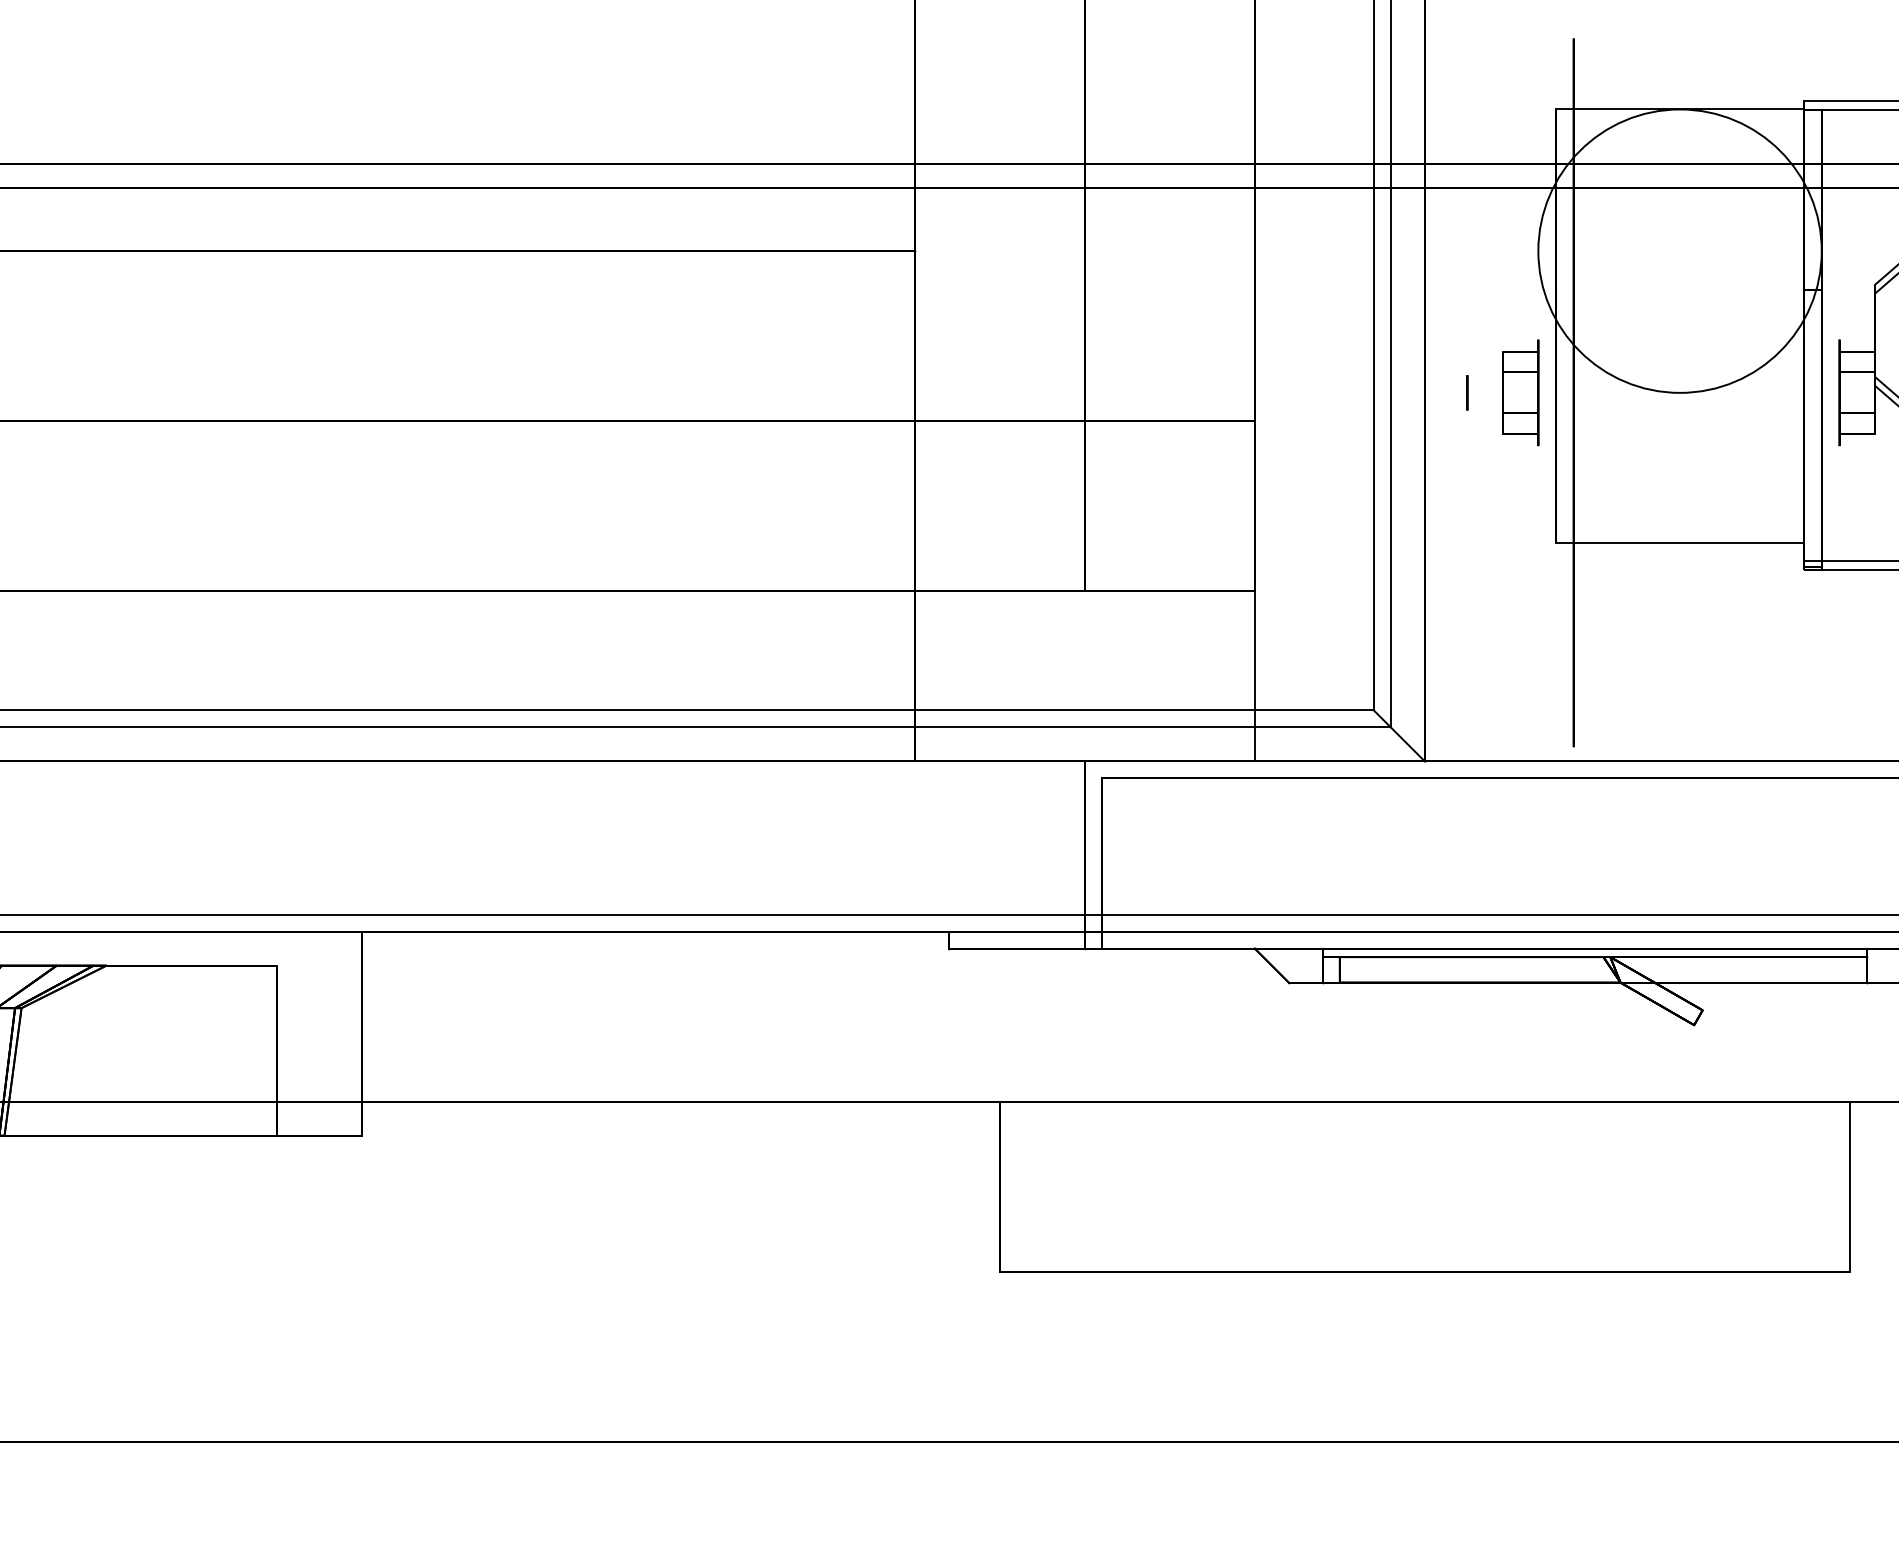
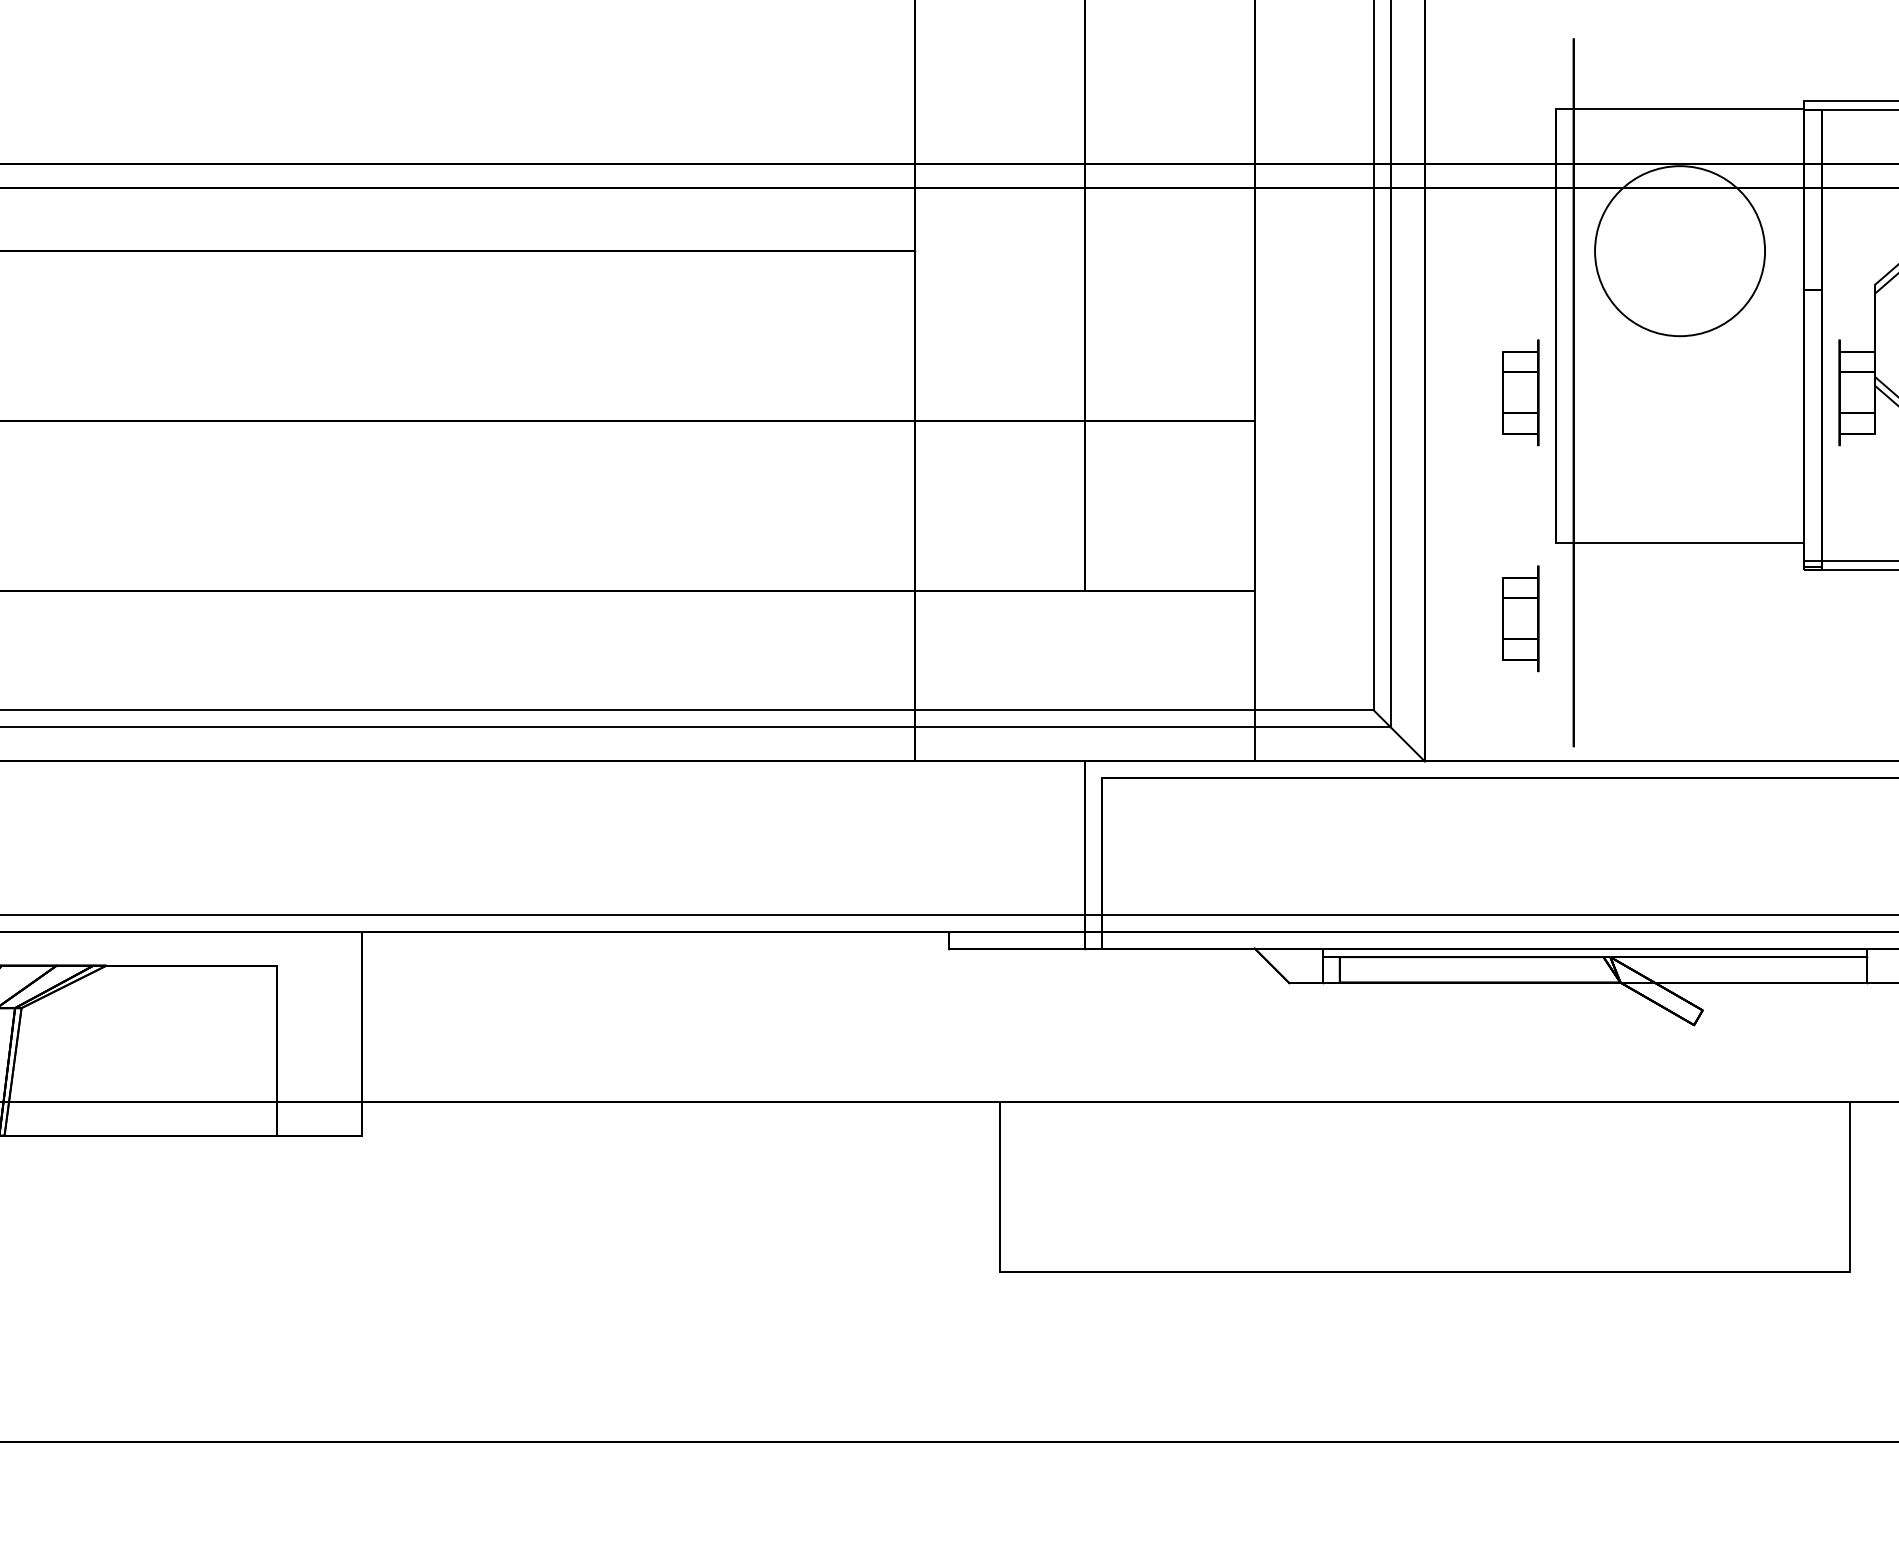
circle diameter: 283 px -> 170 px (1680, 251)
circle: present -> none (1467, 392)
part: none -> present (1520, 618)
